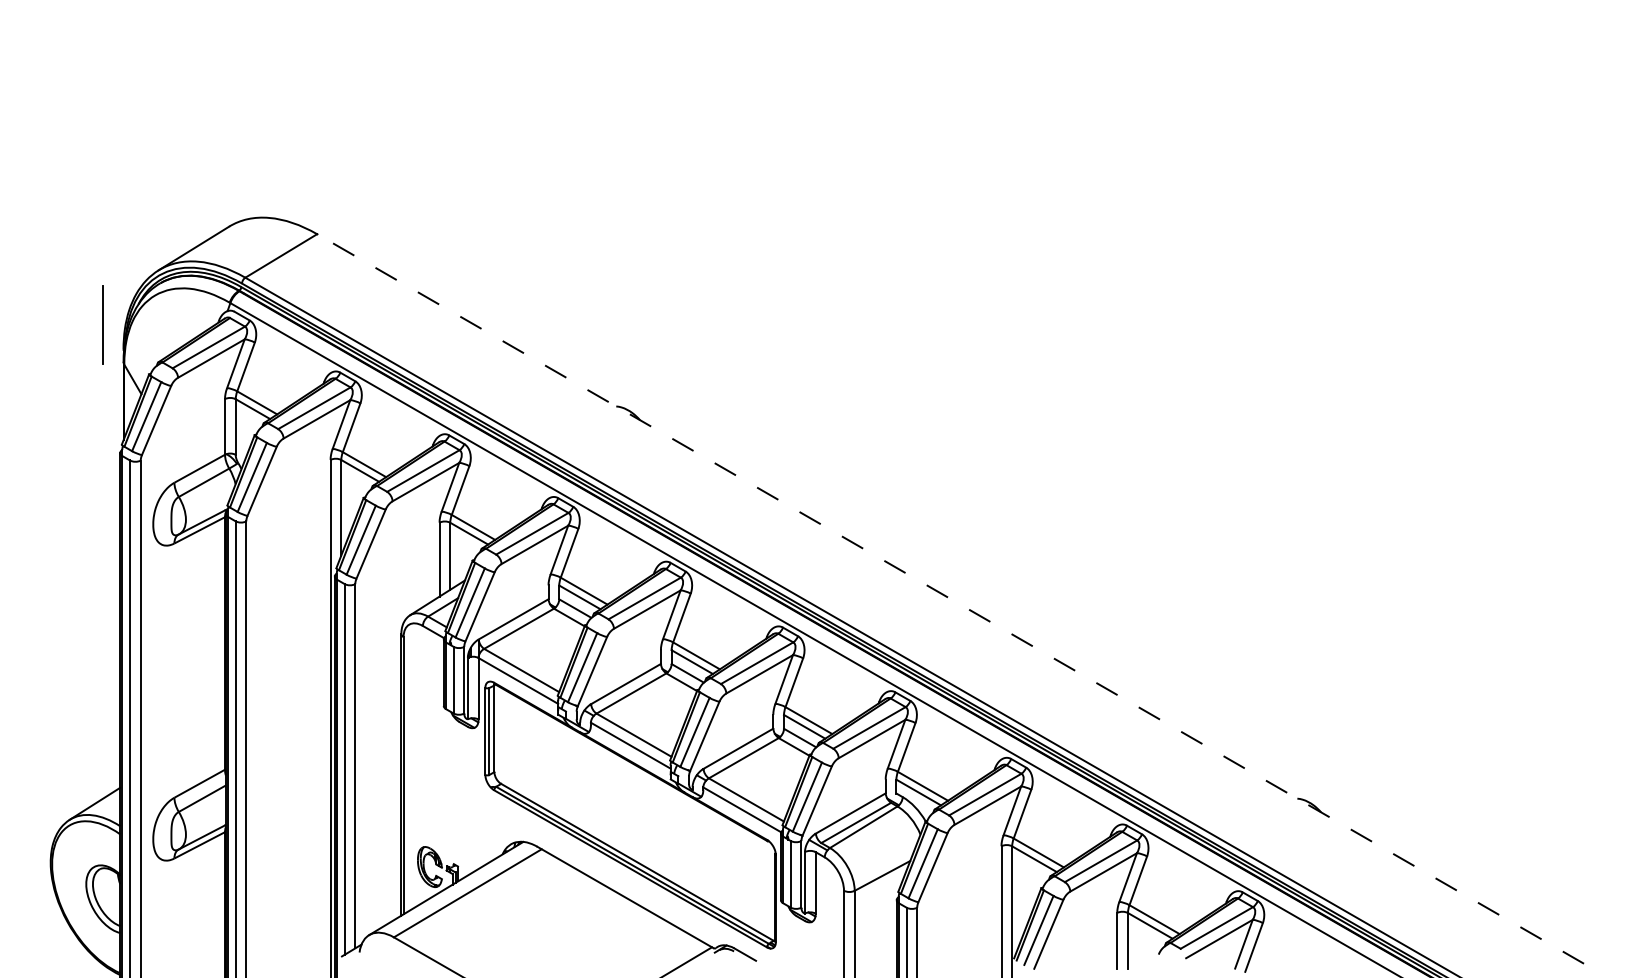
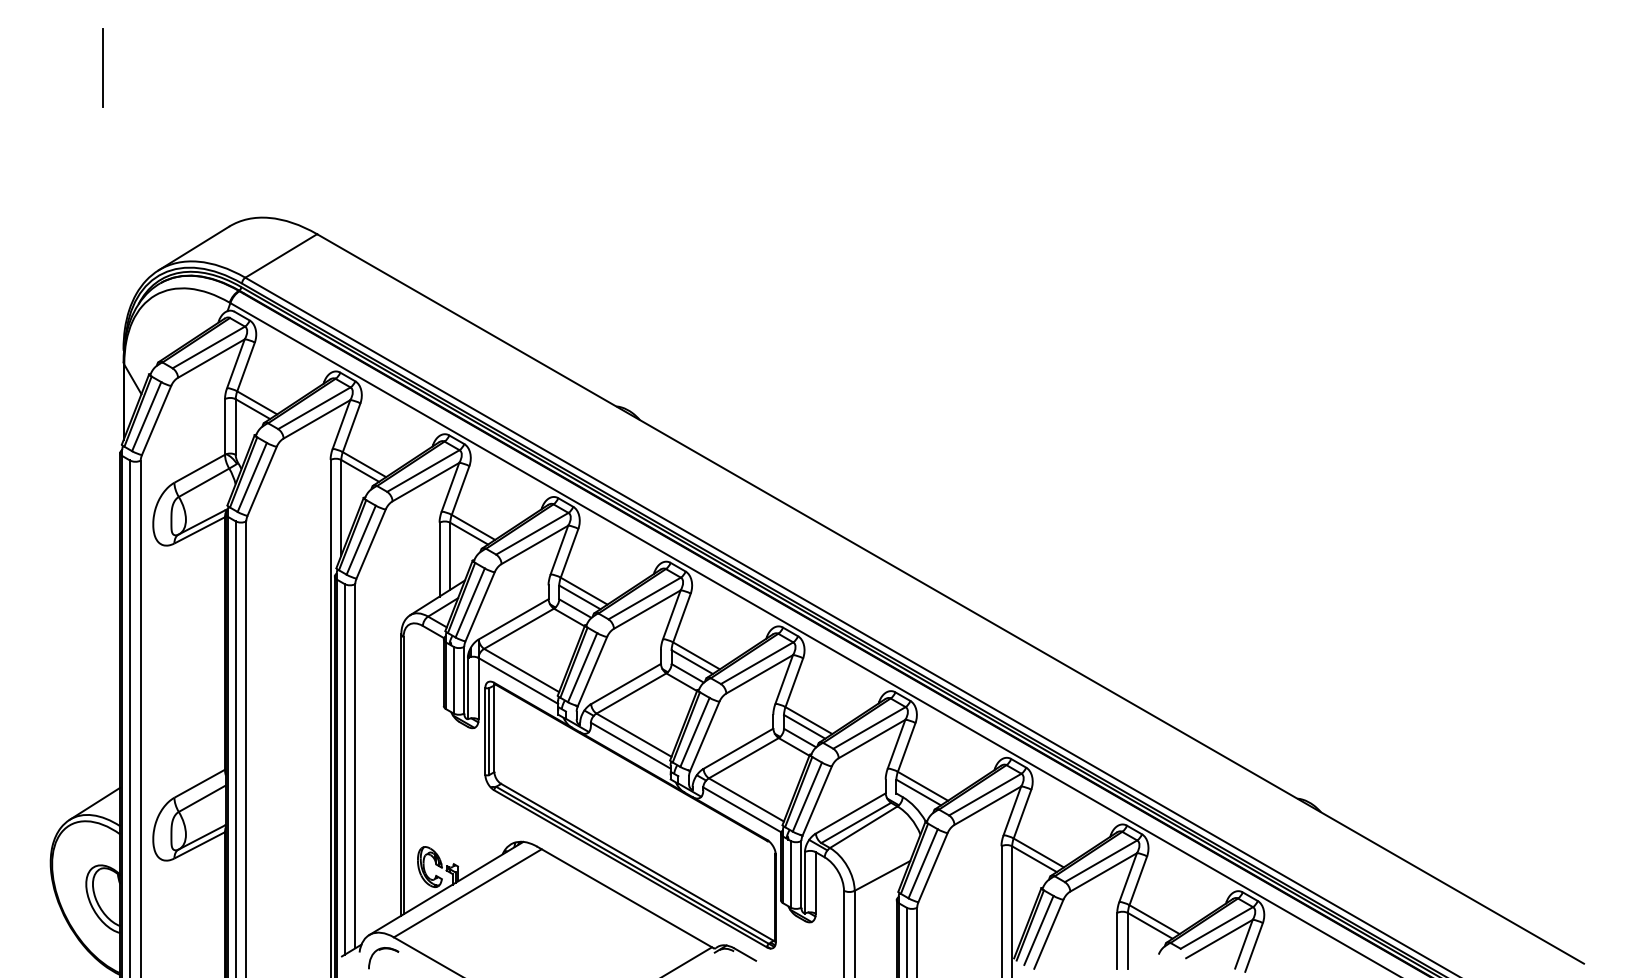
line position: (102, 324) -> (102, 67) (102, 67)
line: dashed -> solid (950, 598)
part: none -> present (381, 950)
